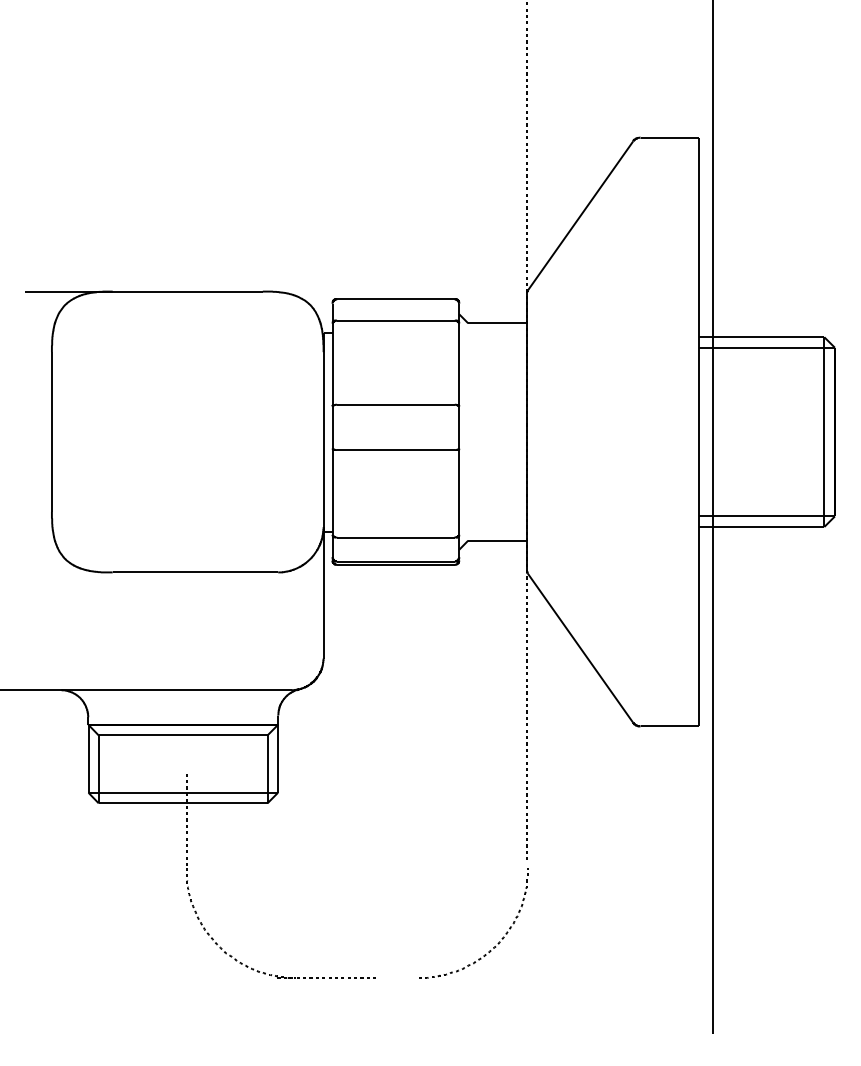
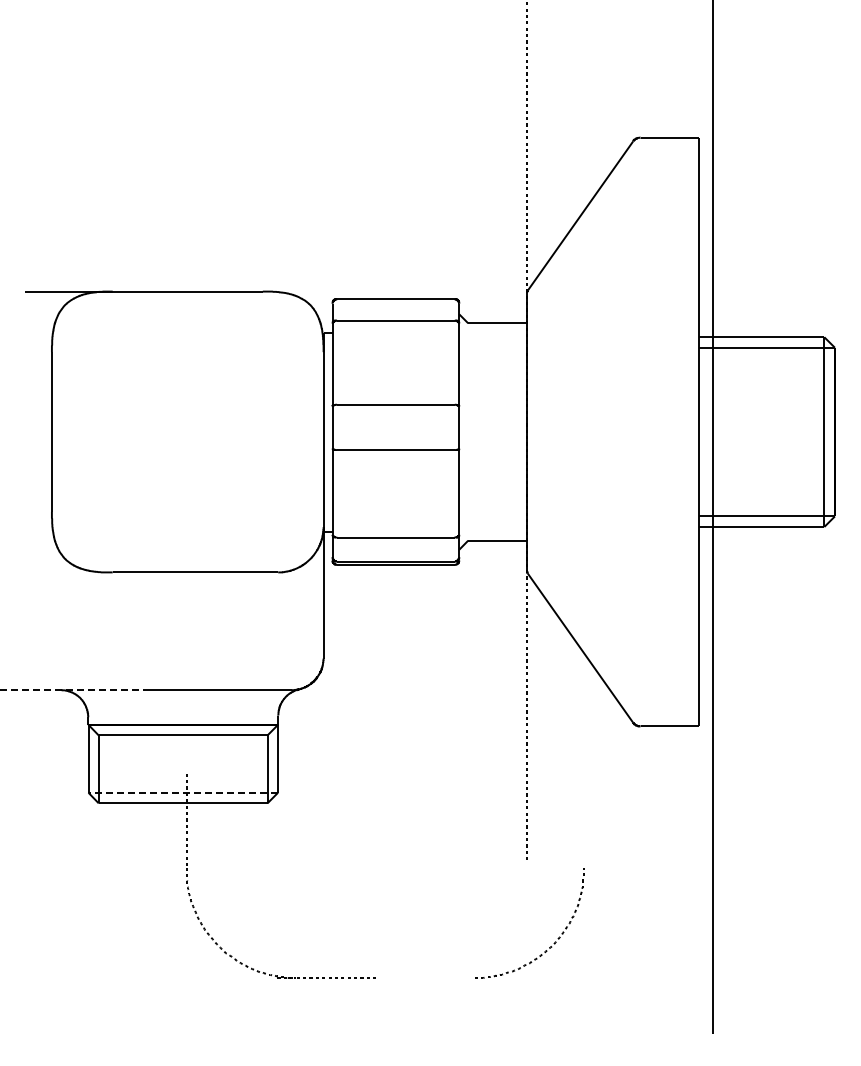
line: solid -> dashed (74, 690)
line: solid -> dashed (183, 792)
curve position: (494, 946) -> (550, 946) (550, 946)
